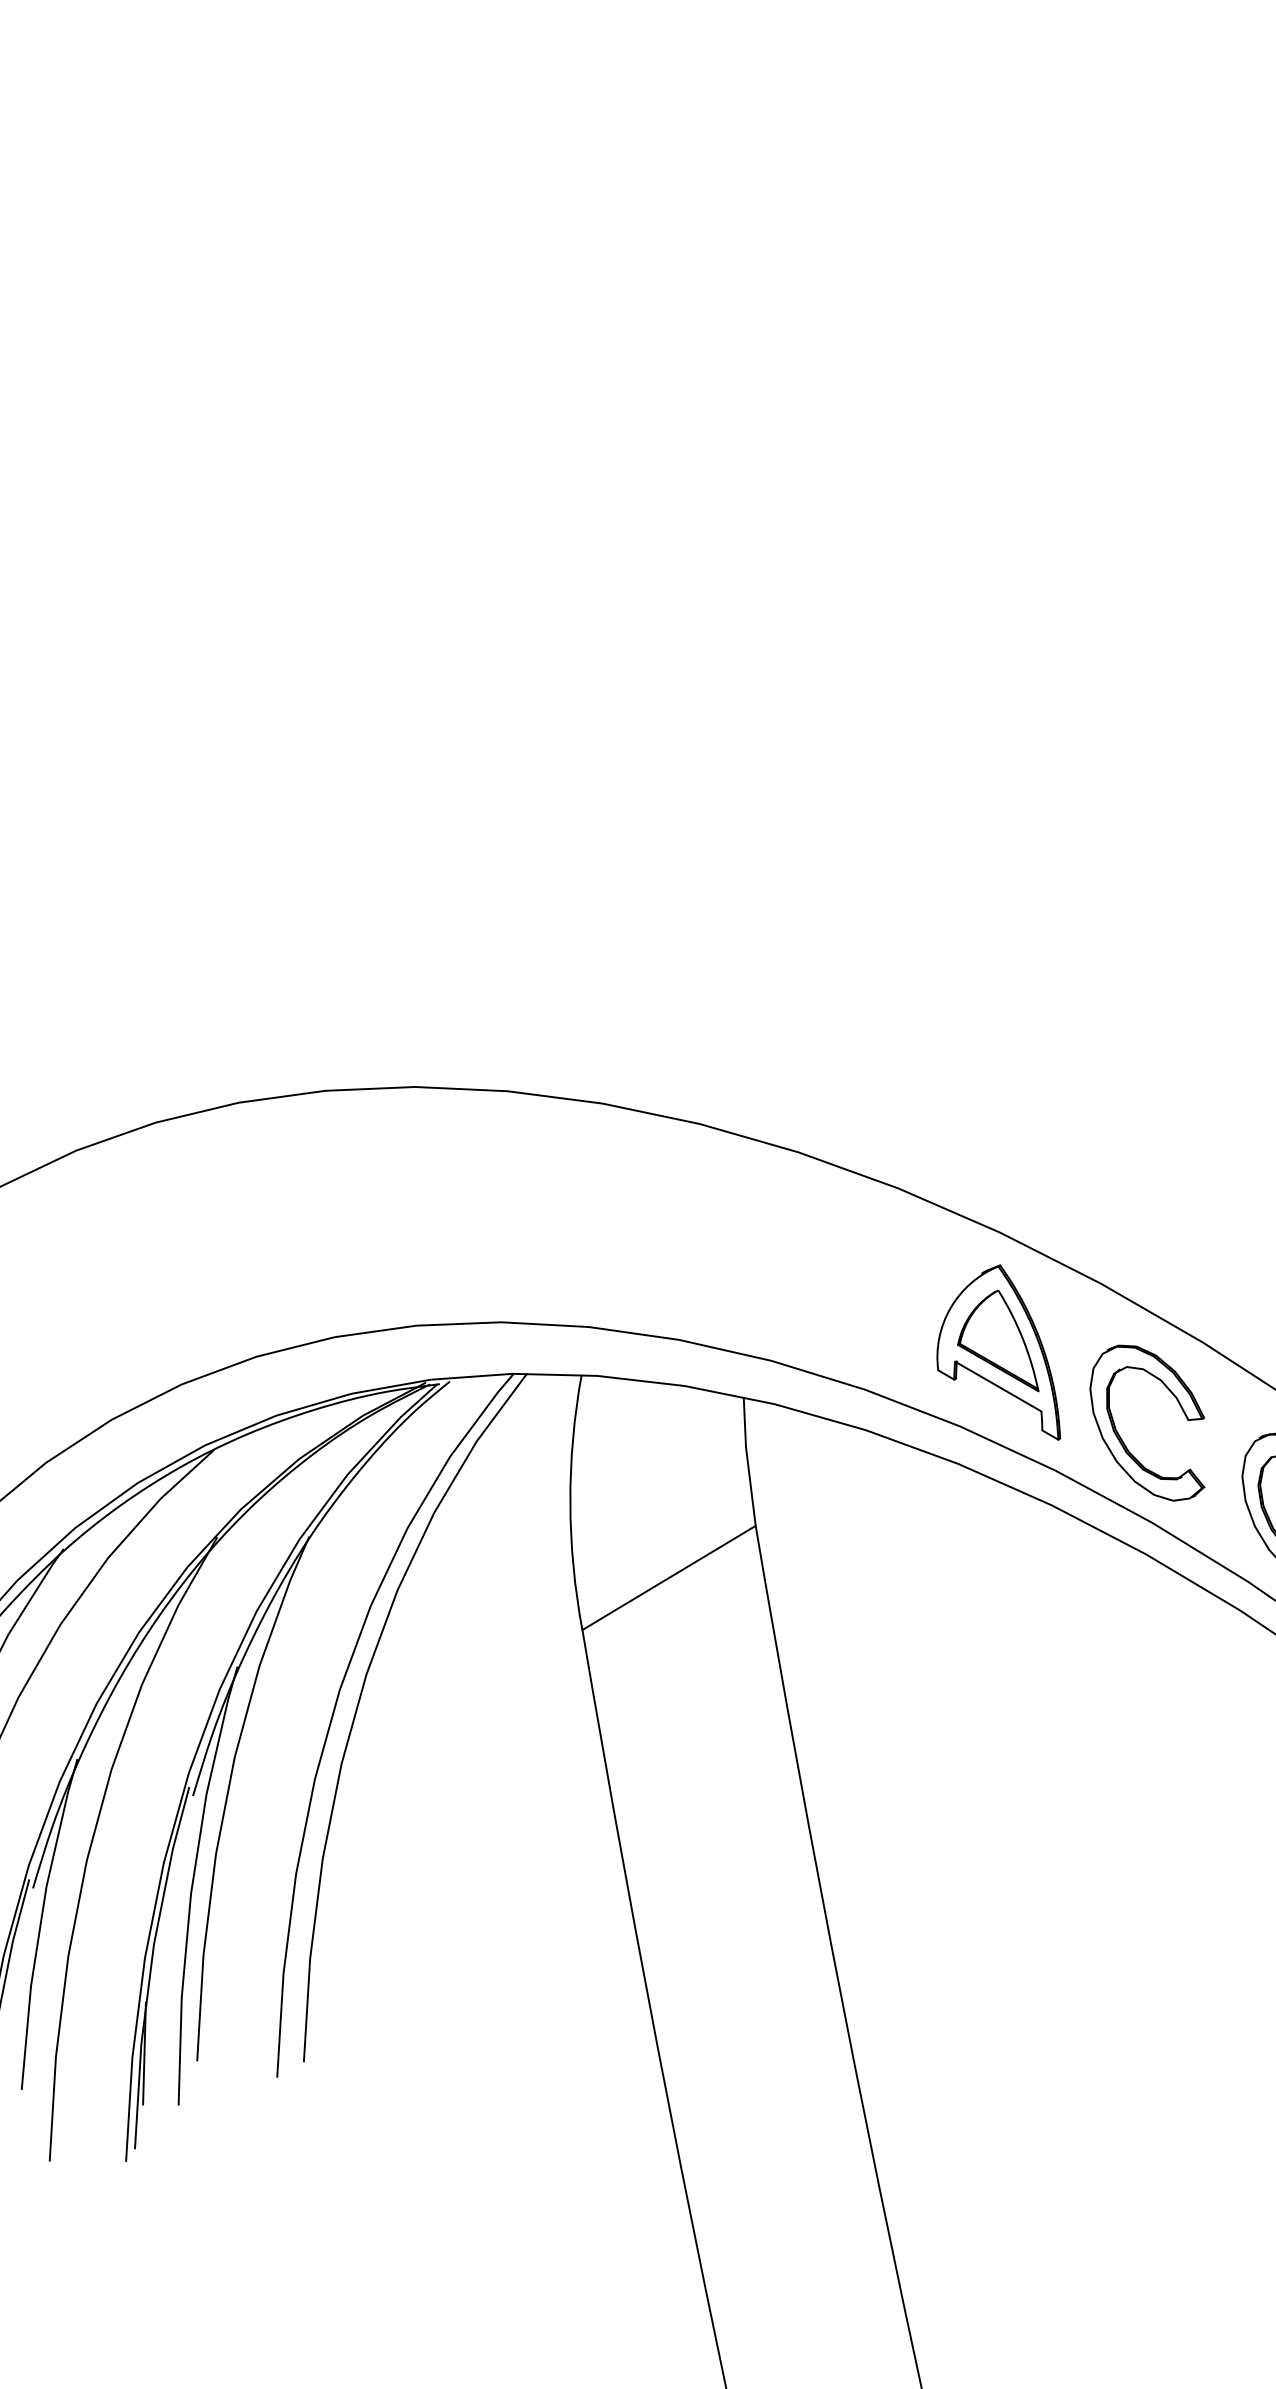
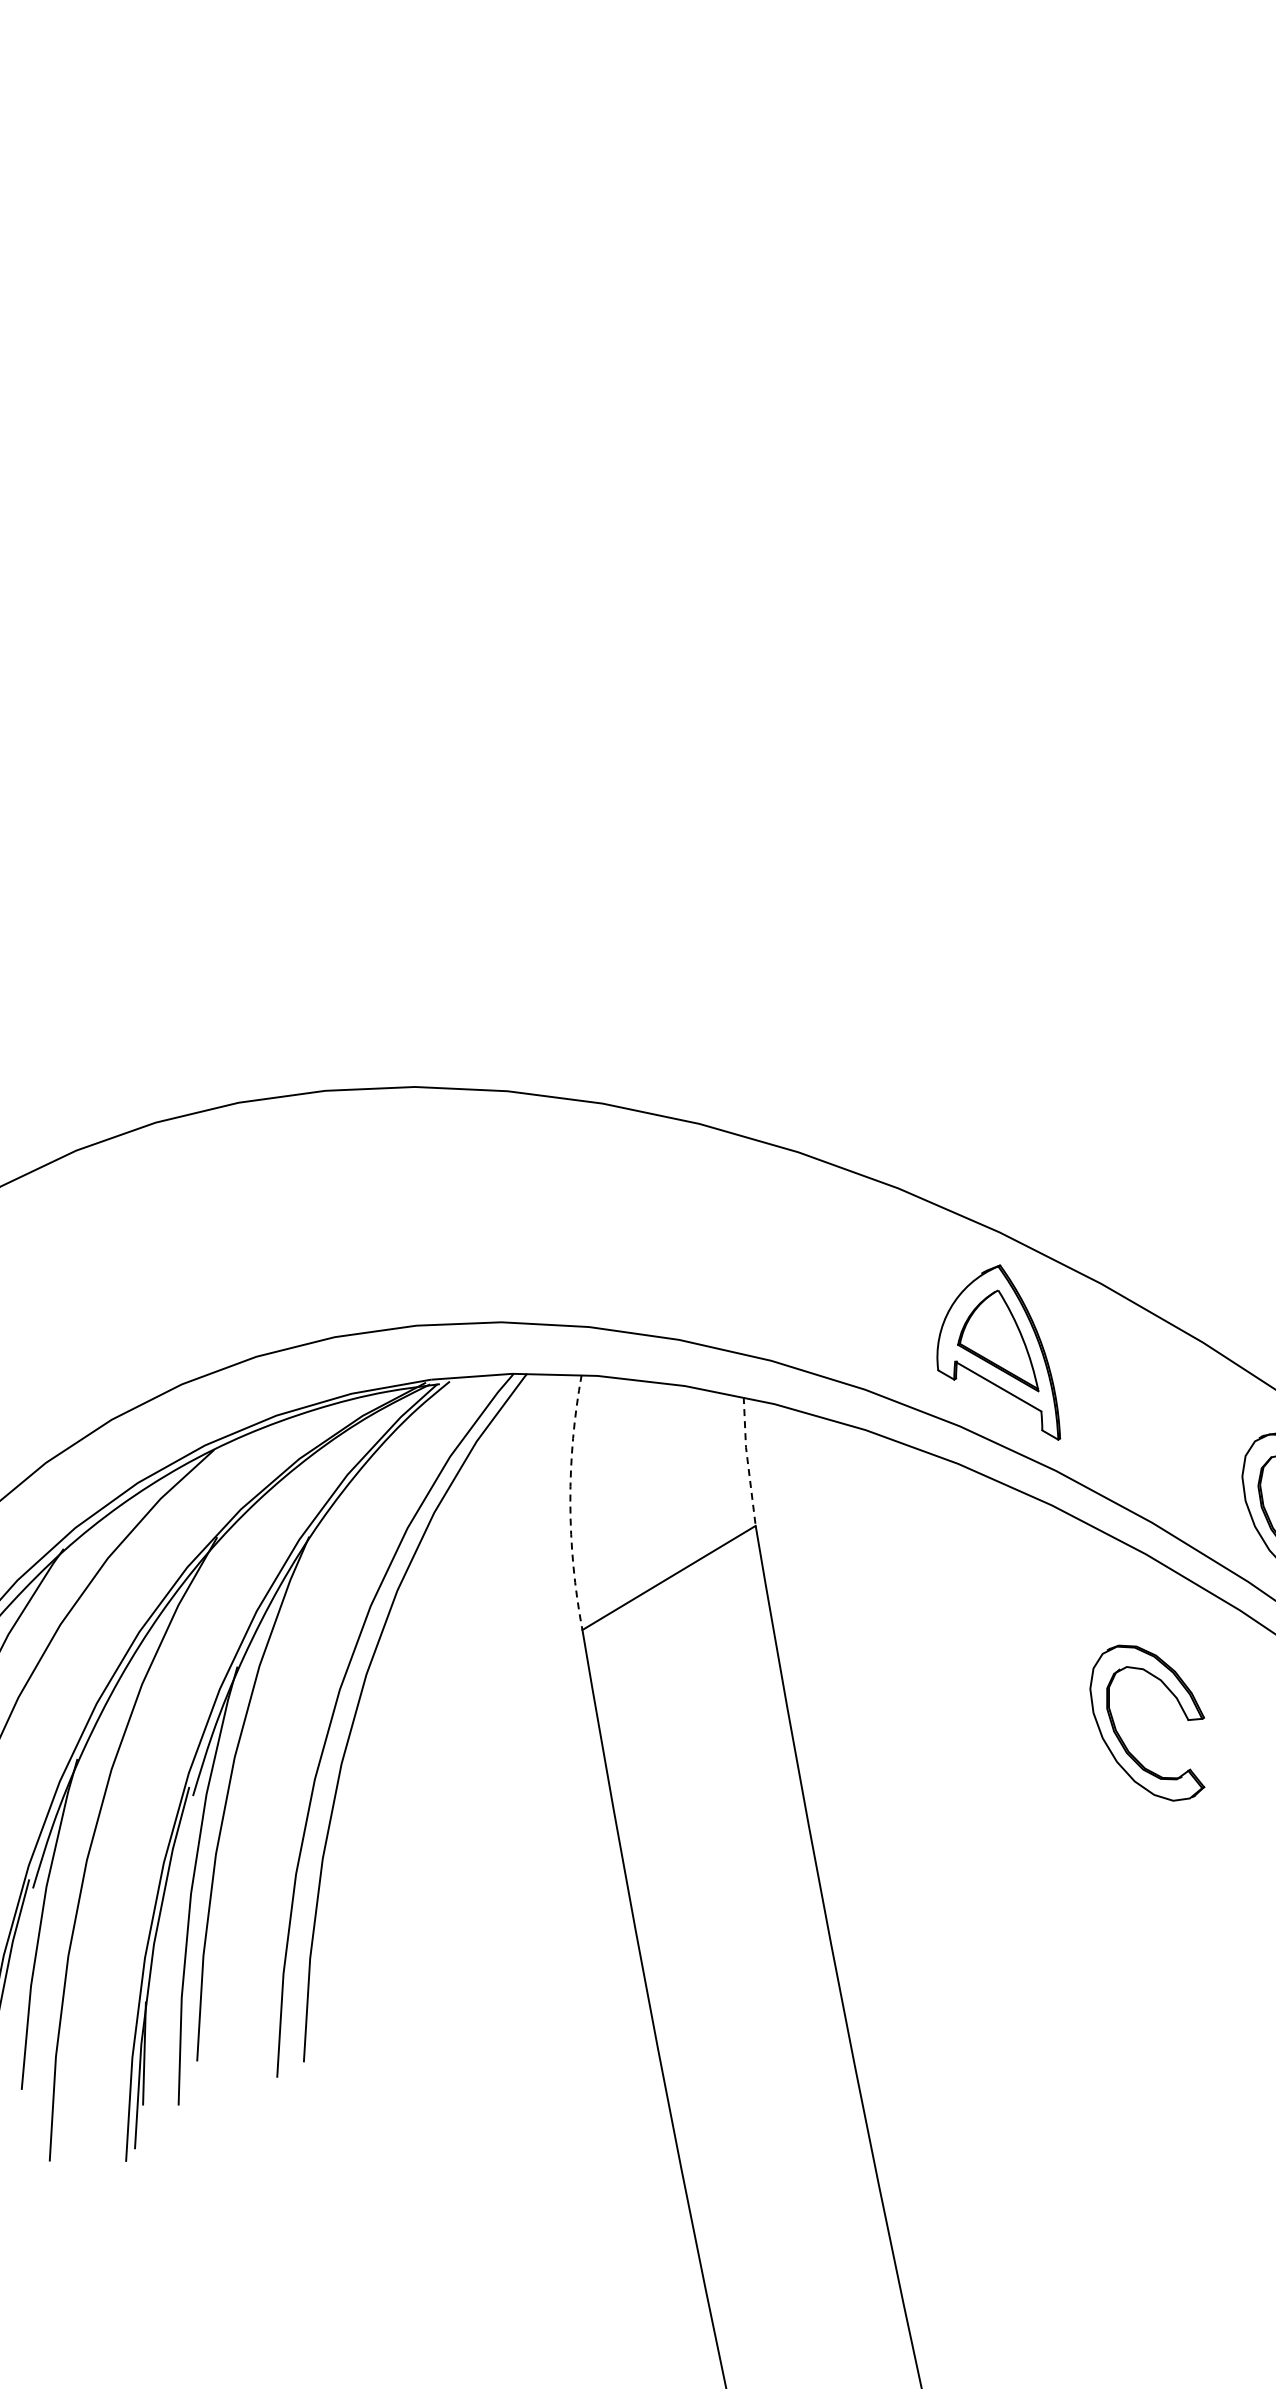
part position: (1121, 1437) -> (1121, 1737) (1121, 1737)
line: solid -> dashed (747, 1461)
arc: solid -> dashed (570, 1502)
